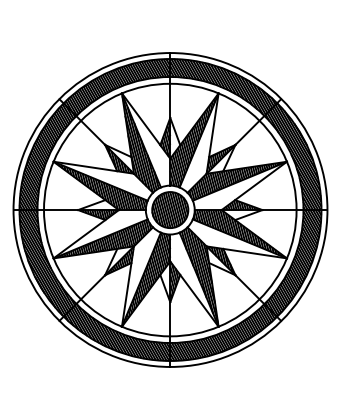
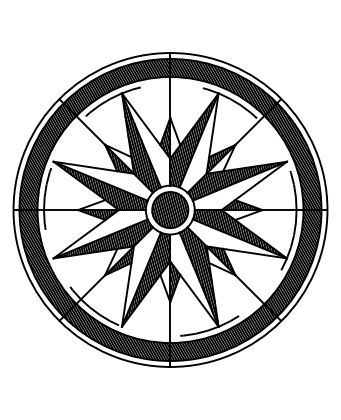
circle: solid -> dashed (170, 209)
